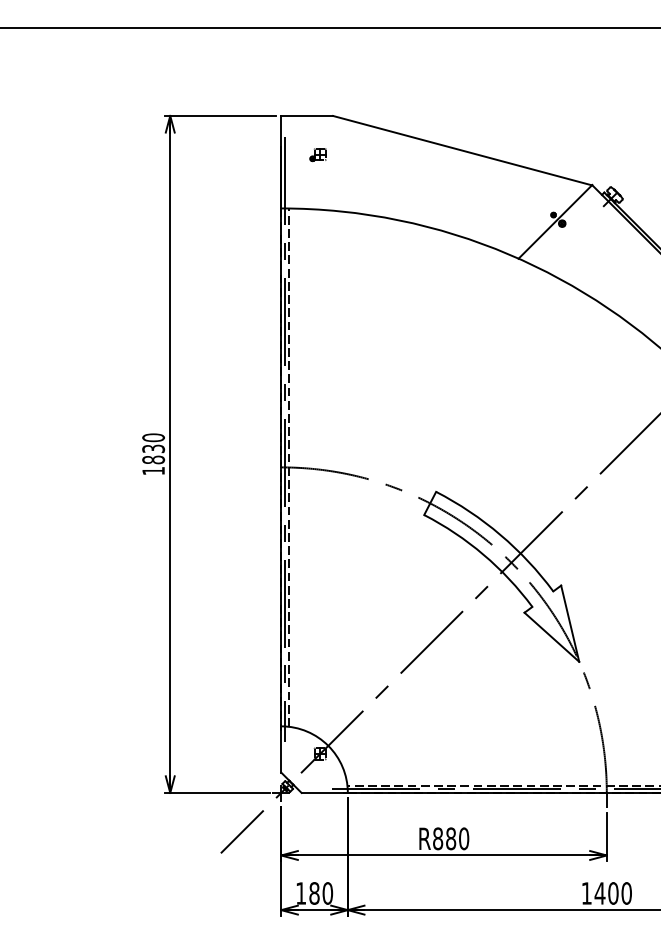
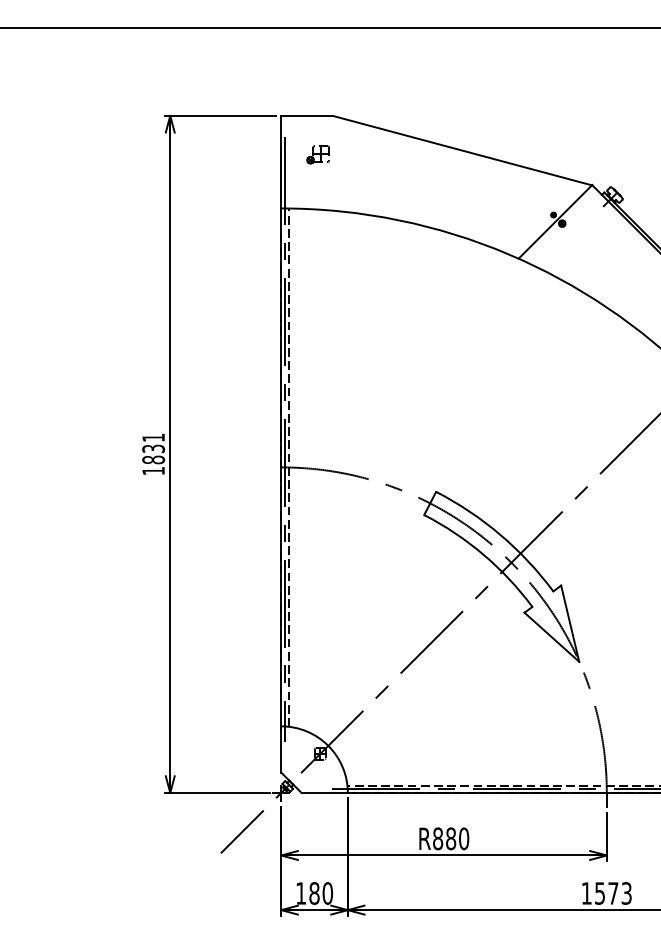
part size: 18x15 px -> 24x20 px (317, 154)
text: 1830 -> 1831 (153, 437)
text: 1400 -> 1573 (612, 893)
